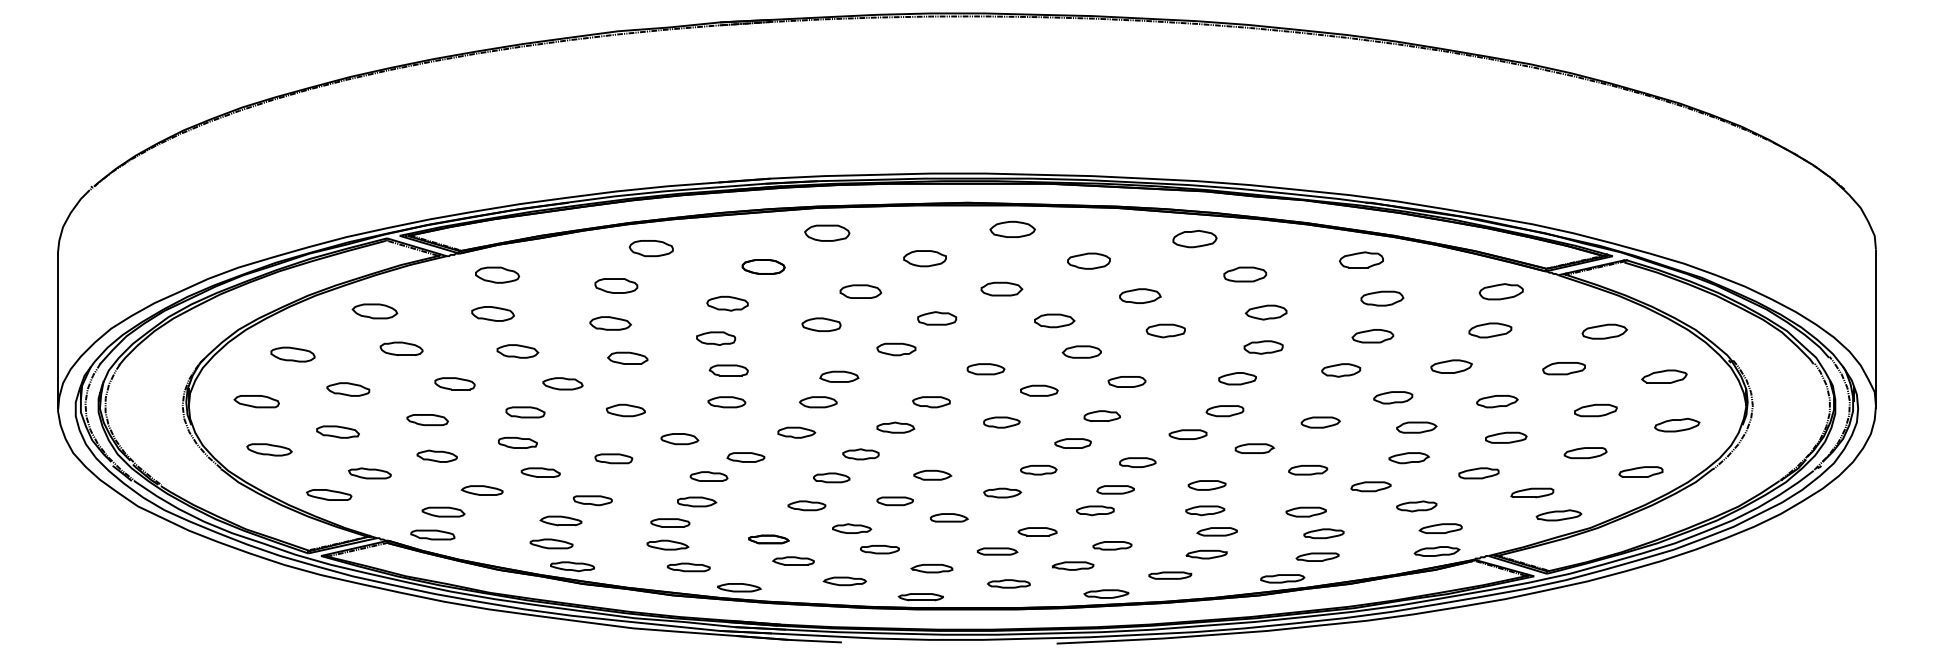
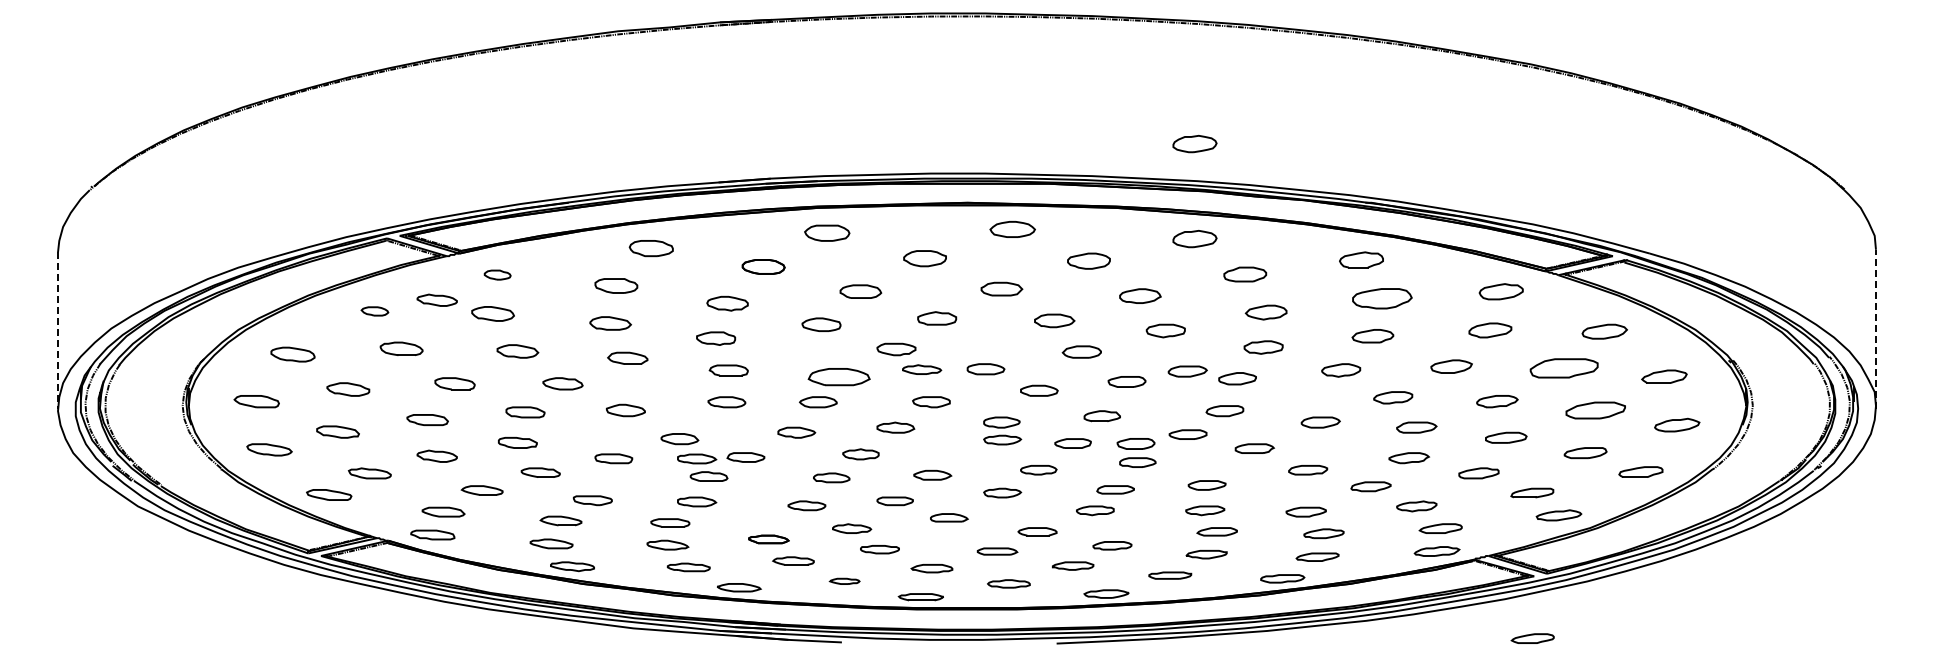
part: none -> present (1194, 144)
part size: 46x18 px -> 29x12 px (497, 274)
part size: 45x17 px -> 61x22 px (1382, 298)
part: none -> present (436, 299)
part size: 48x17 px -> 30x11 px (374, 311)
line: solid -> dashed (1875, 328)
line: solid -> dashed (58, 330)
part size: 44x14 px -> 70x21 px (1563, 368)
part: none -> present (922, 369)
part: none -> present (1187, 371)
part size: 41x13 px -> 64x19 px (838, 377)
part size: 44x15 px -> 61x19 px (1595, 410)
part: none -> present (1002, 439)
part: none -> present (1135, 443)
part: none -> present (697, 458)
part size: 45x11 px -> 33x8 px (844, 580)
part: none -> present (1532, 638)
